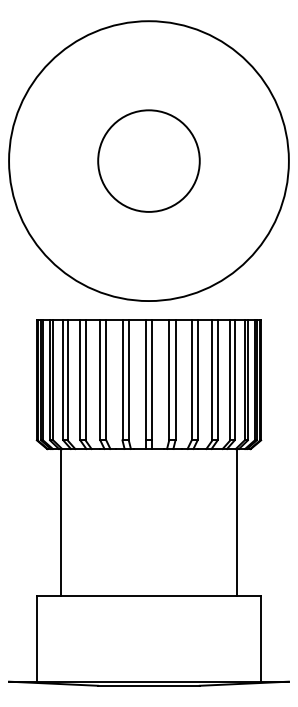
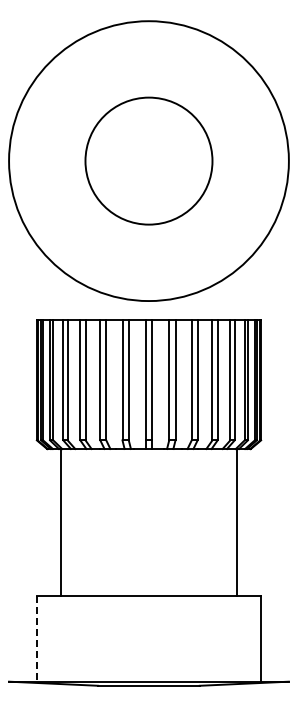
circle diameter: 102 px -> 127 px (148, 160)
line: solid -> dashed (37, 639)
